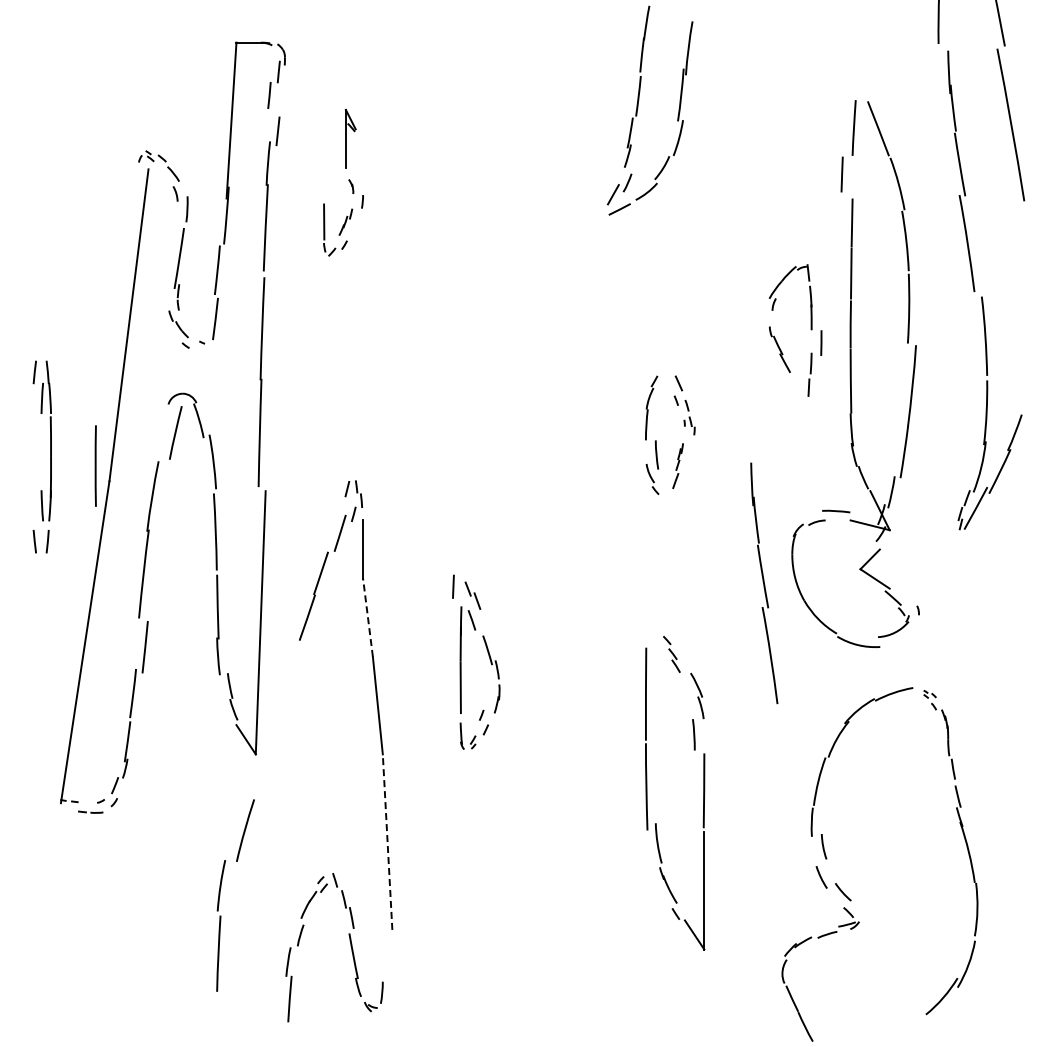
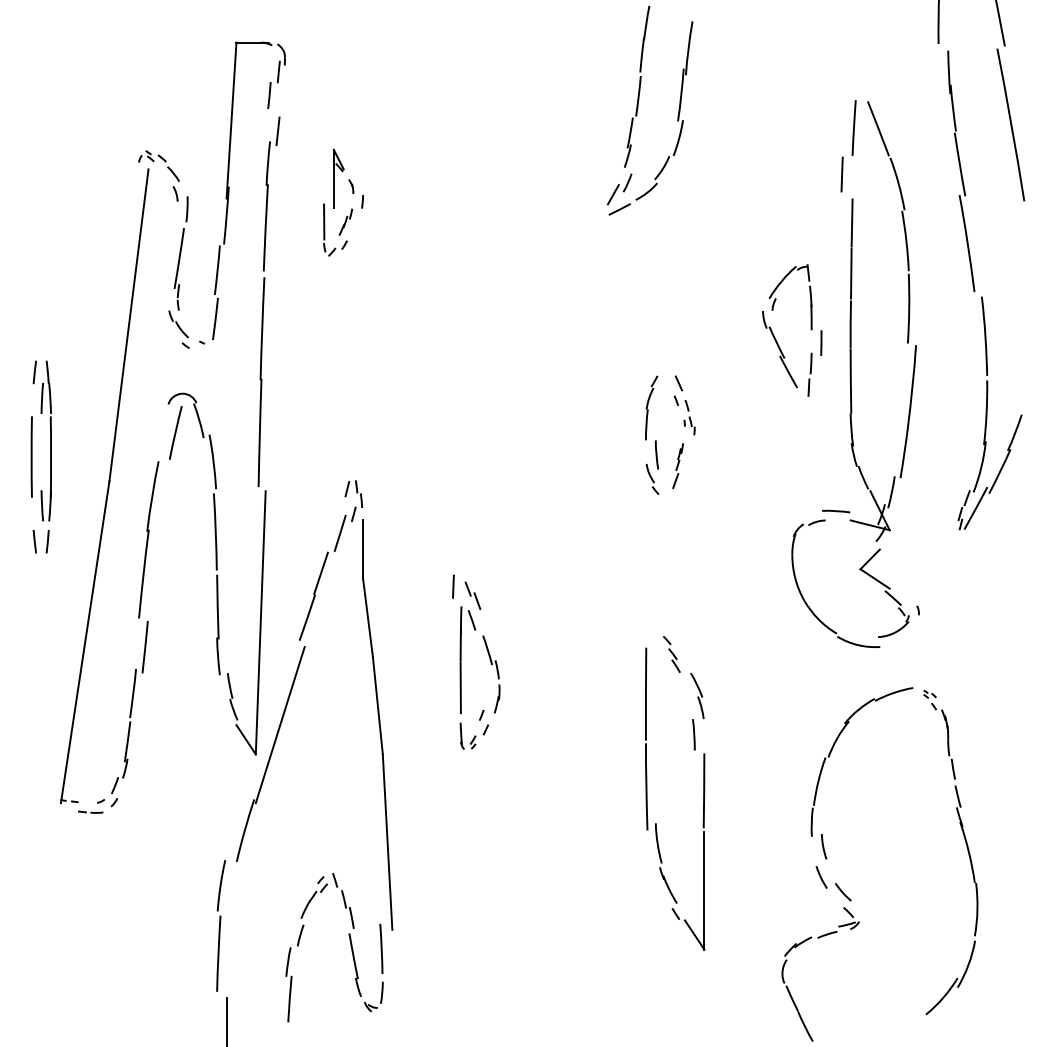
part position: (350, 138) -> (338, 178) (338, 178)
part size: 22x47 px -> 36x78 px (779, 349)
line position: (95, 465) -> (31, 456) (31, 456)
part: present -> none (764, 583)
line: dashed -> solid (367, 617)
line: none -> present (279, 725)
line: dashed -> solid (387, 842)
line: none -> present (381, 948)
line: none -> present (226, 1020)
